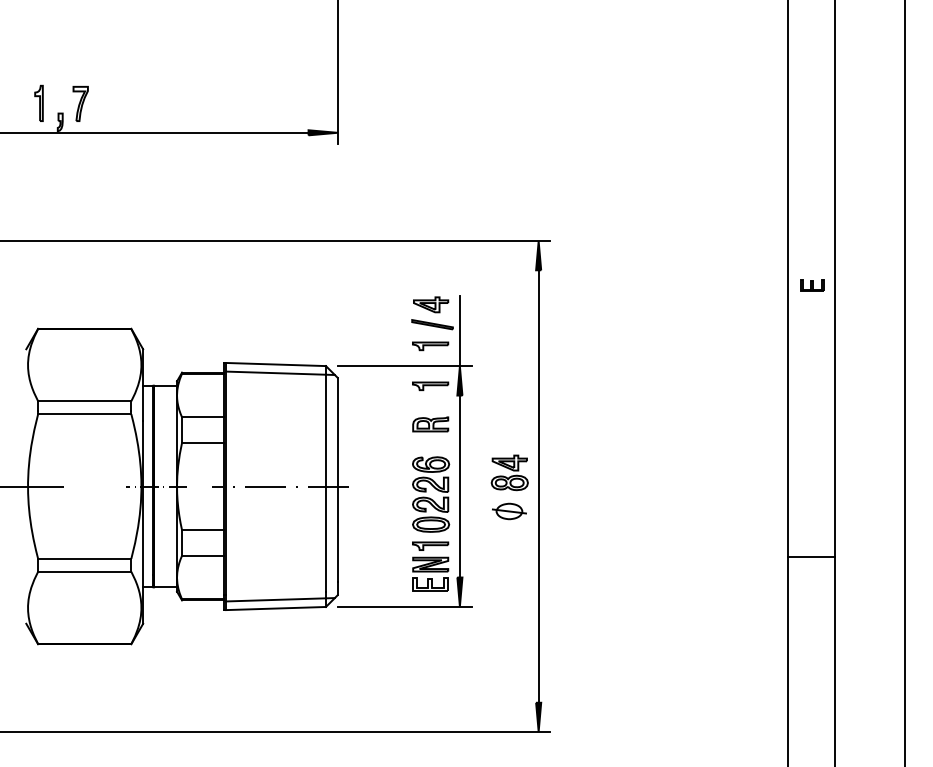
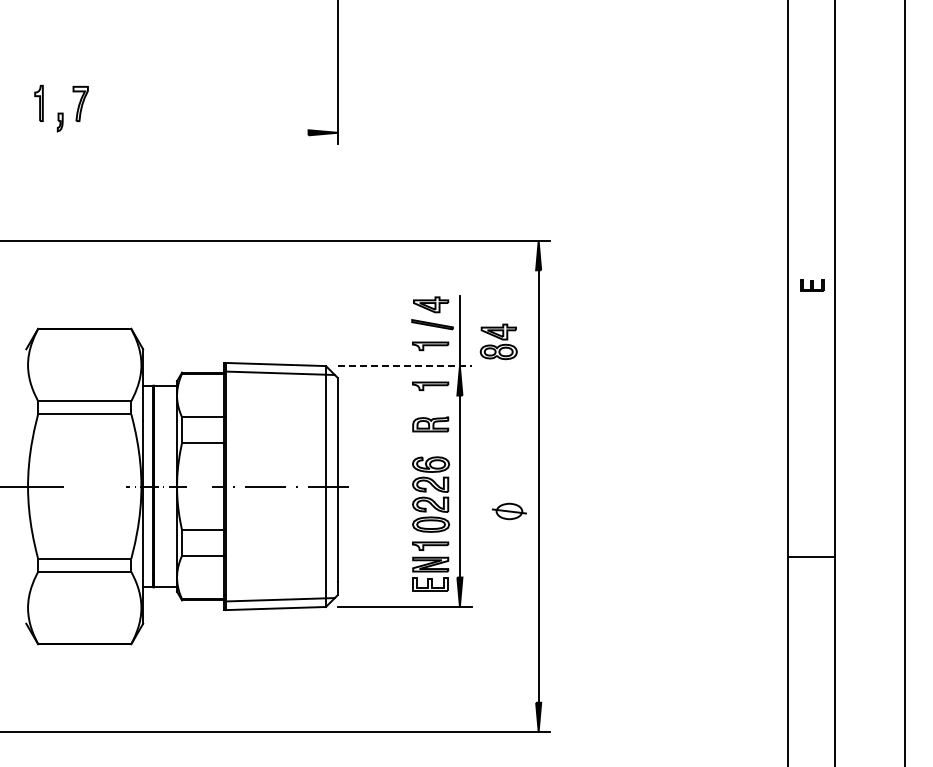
line: present -> none (155, 132)
line: solid -> dashed (404, 366)
part position: (509, 472) -> (498, 341) (498, 341)
